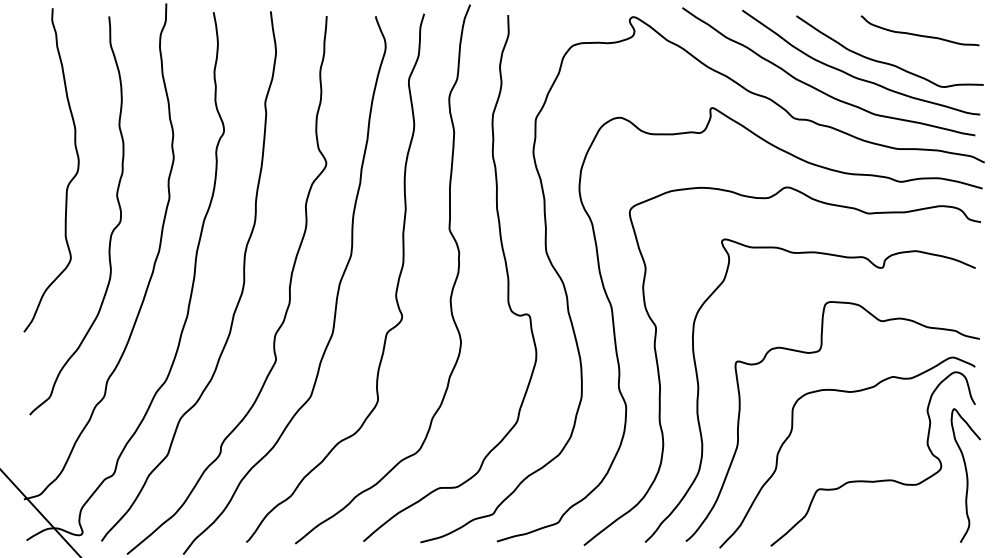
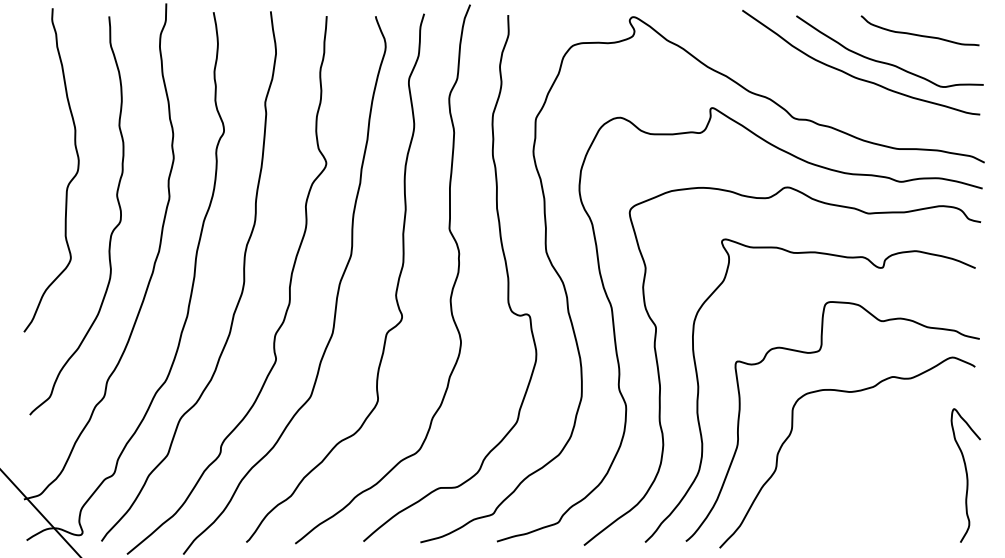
curve: present -> none (819, 89)
curve: present -> none (872, 480)
